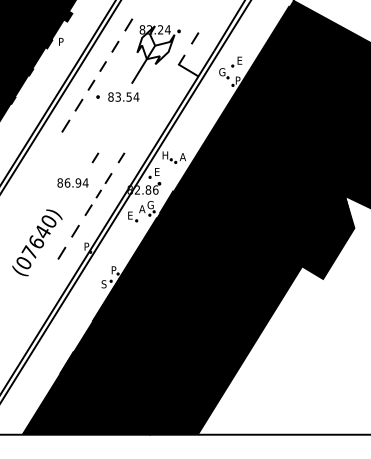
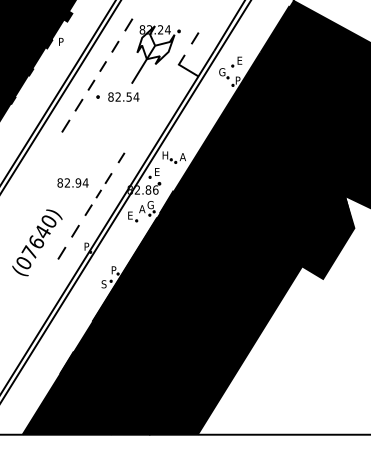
text: 83.54 -> 82.54 (117, 97)
line: present -> none (95, 157)
text: 86.94 -> 82.94 (67, 182)
